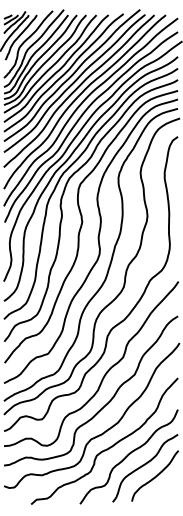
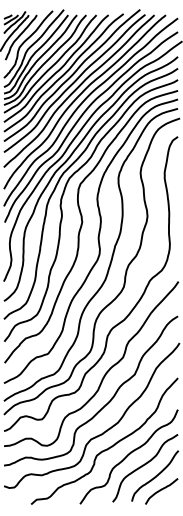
curve: none -> present (161, 490)
